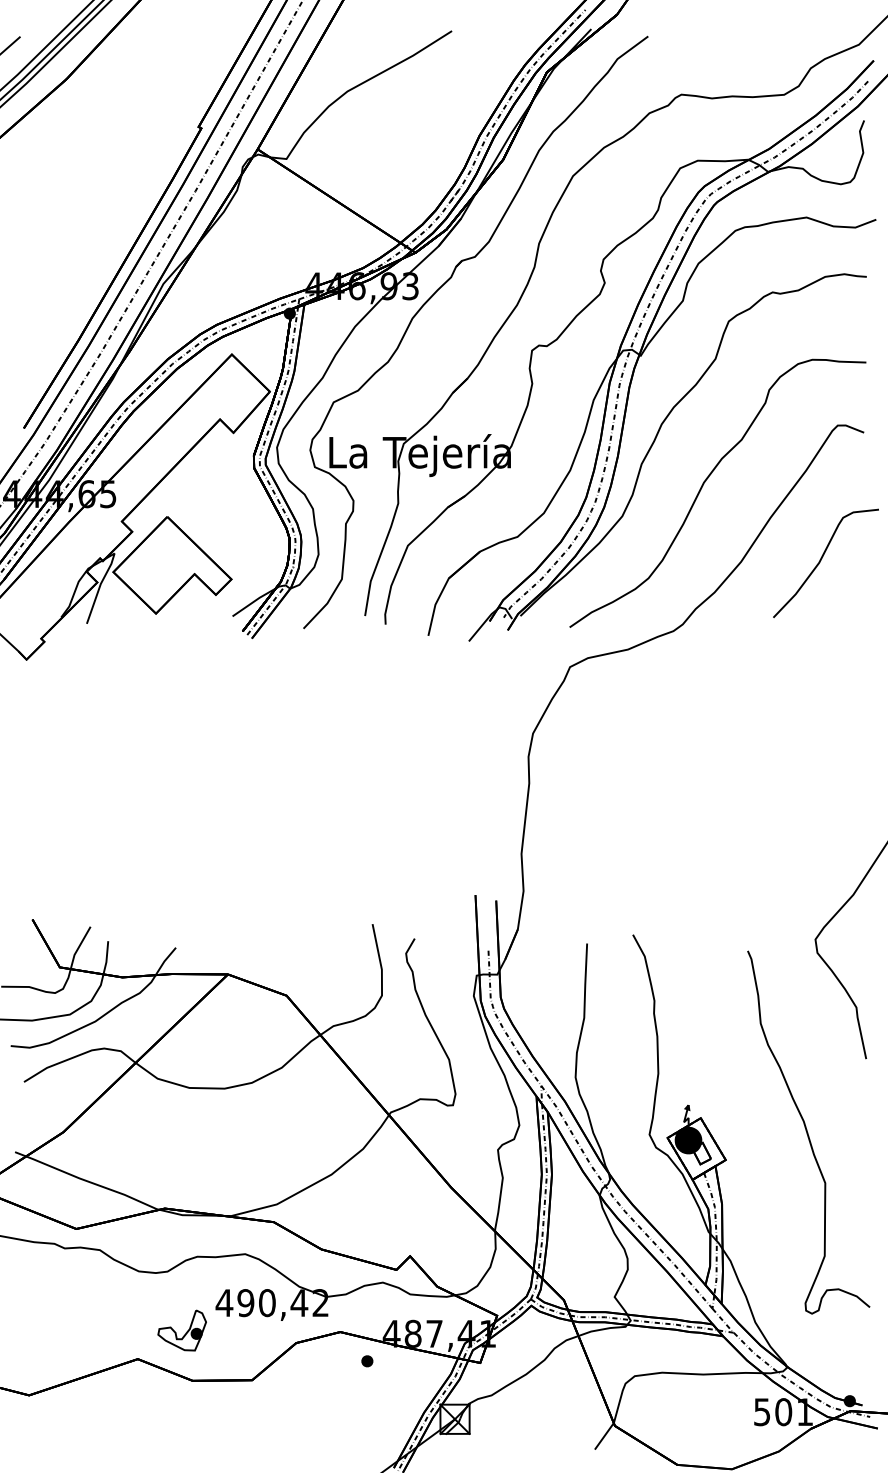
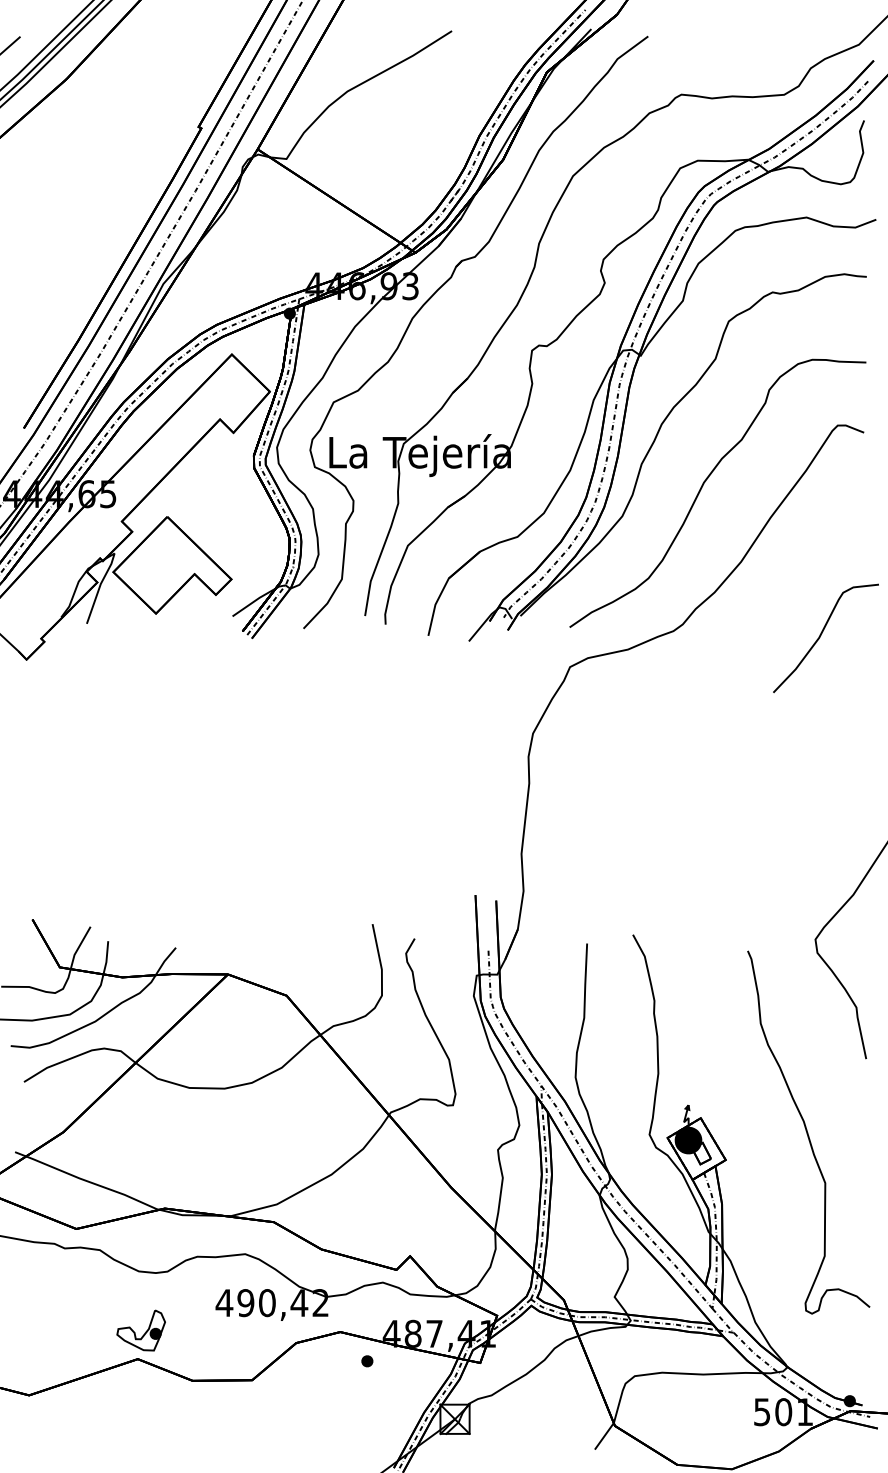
curve position: (821, 560) -> (821, 635) (821, 635)
part position: (181, 1330) -> (140, 1330) (140, 1330)
